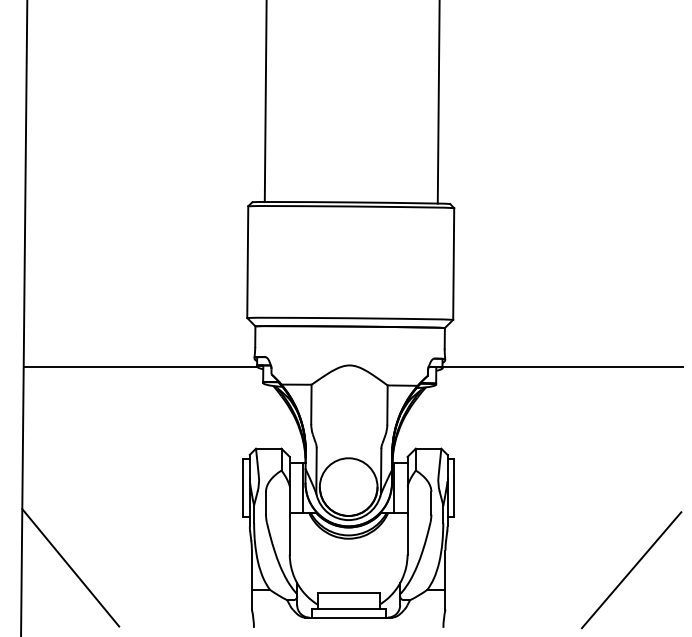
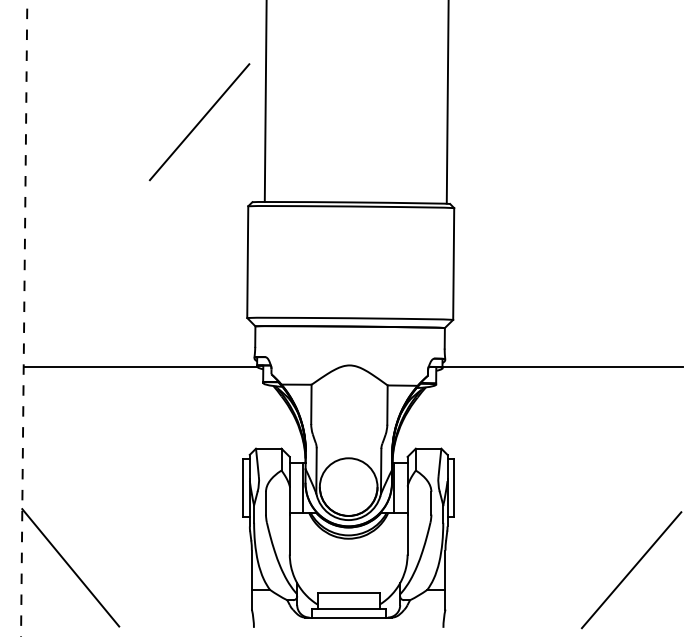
line position: (438, 102) -> (447, 102) (447, 102)
line: none -> present (199, 122)
line: solid -> dashed (24, 318)
